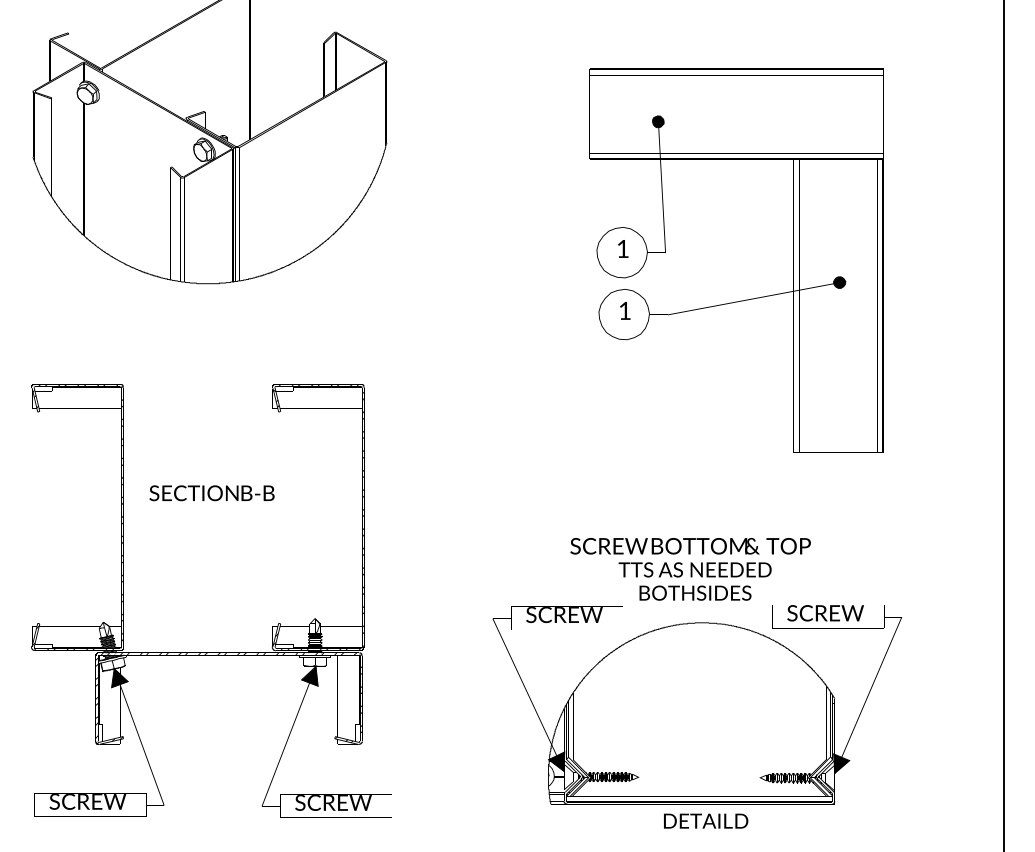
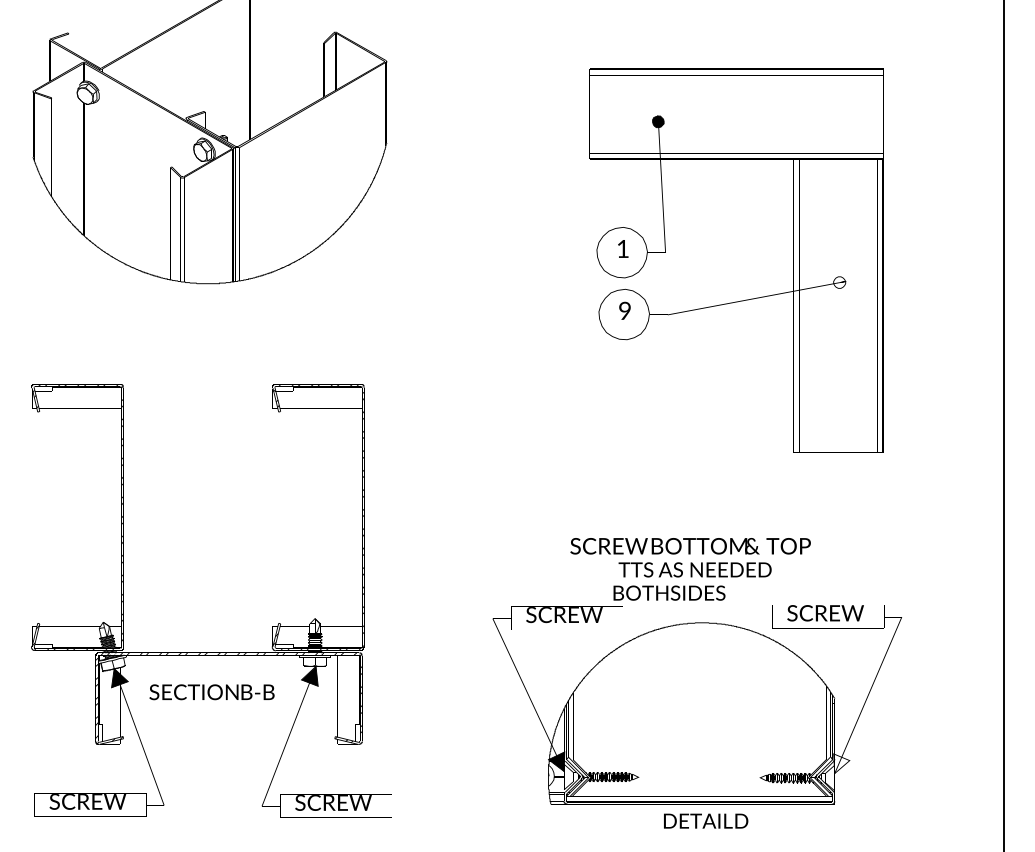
fill: present -> none (839, 282)
text: 1 -> 9 (624, 310)
text position: (211, 493) -> (211, 692) (211, 692)
text position: (695, 592) -> (669, 592) (669, 592)
fill: present -> none (841, 763)
